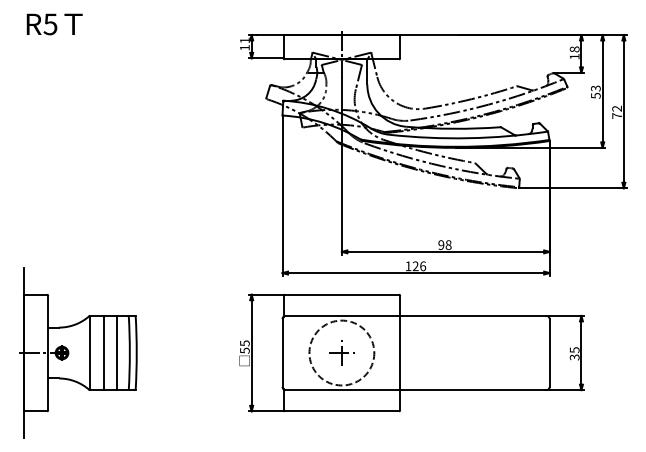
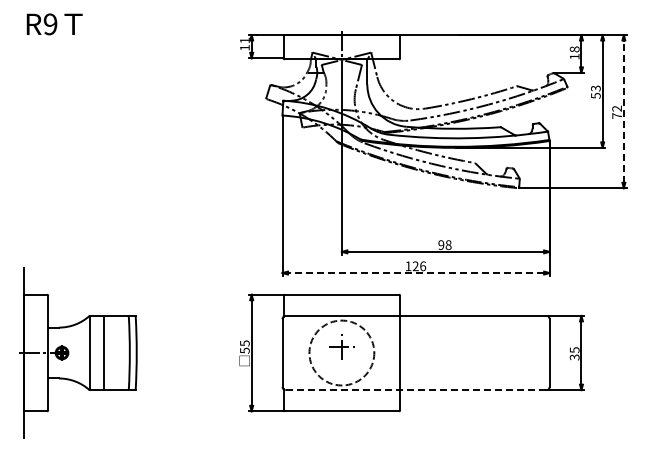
text: R5 -> R9 (50, 24)
line: solid -> dashed (623, 111)
line: solid -> dashed (415, 273)
line: present -> none (116, 352)
part position: (341, 352) -> (341, 346) (341, 346)
line: solid -> dashed (416, 390)
